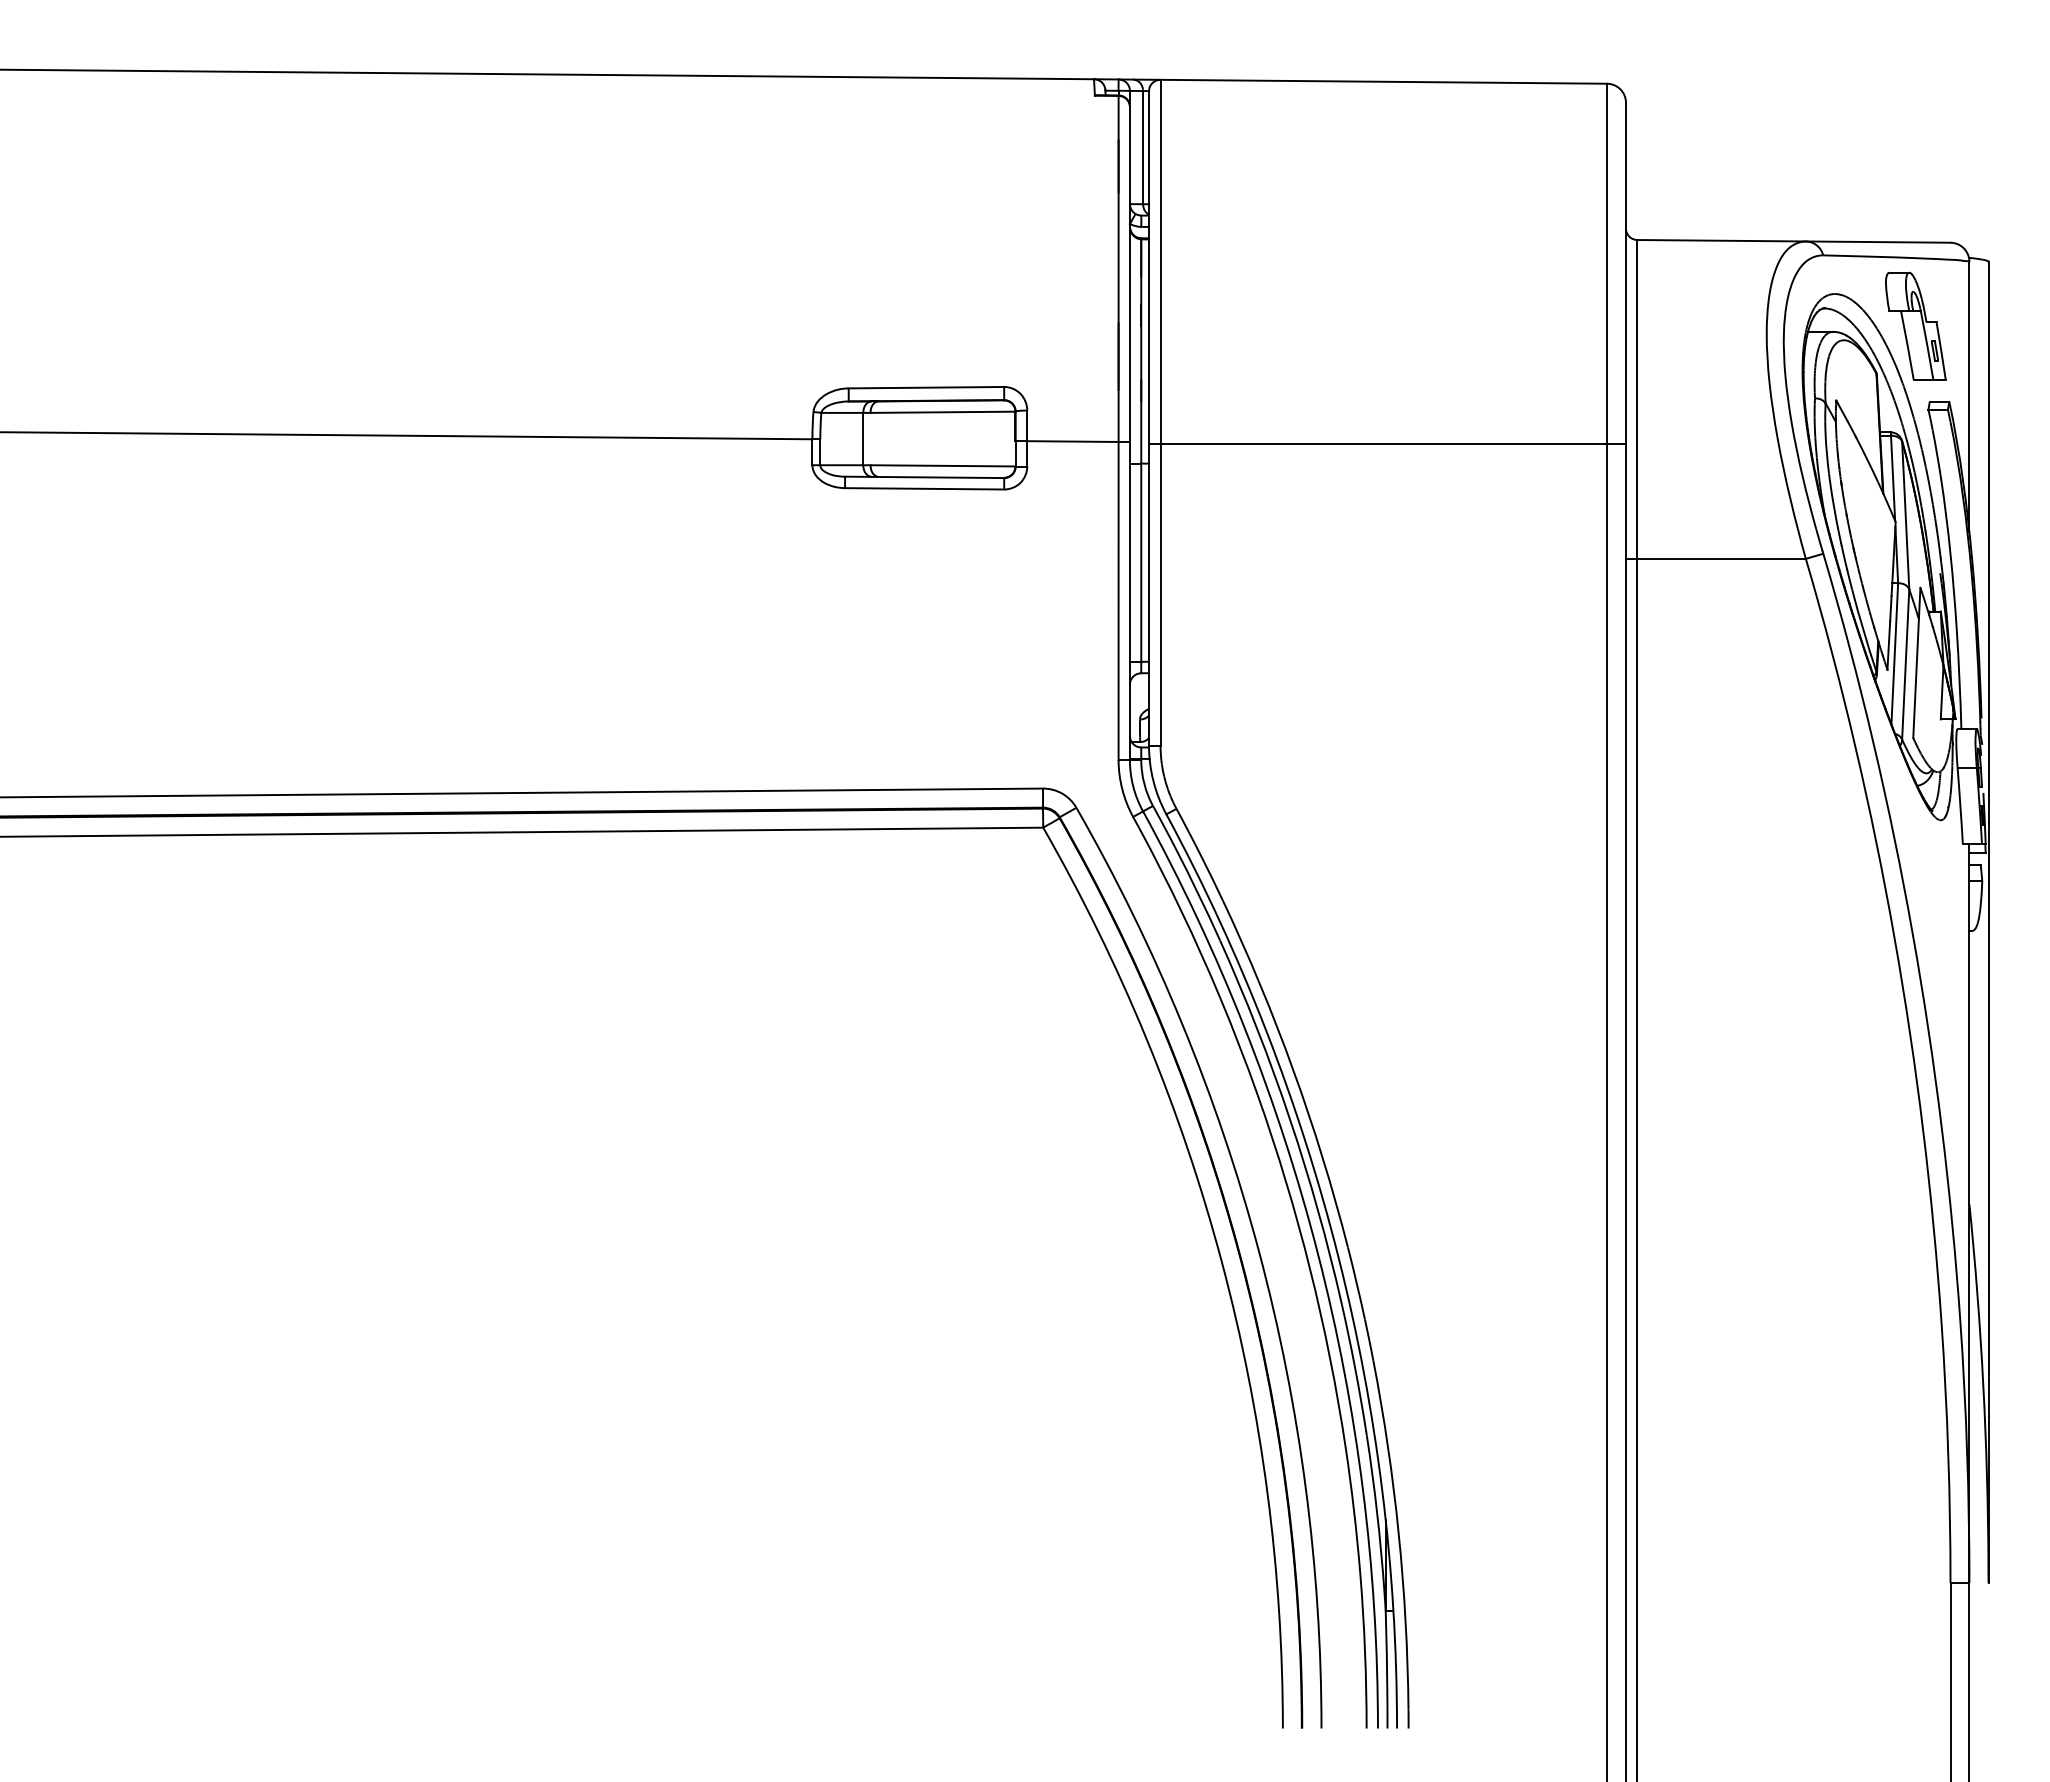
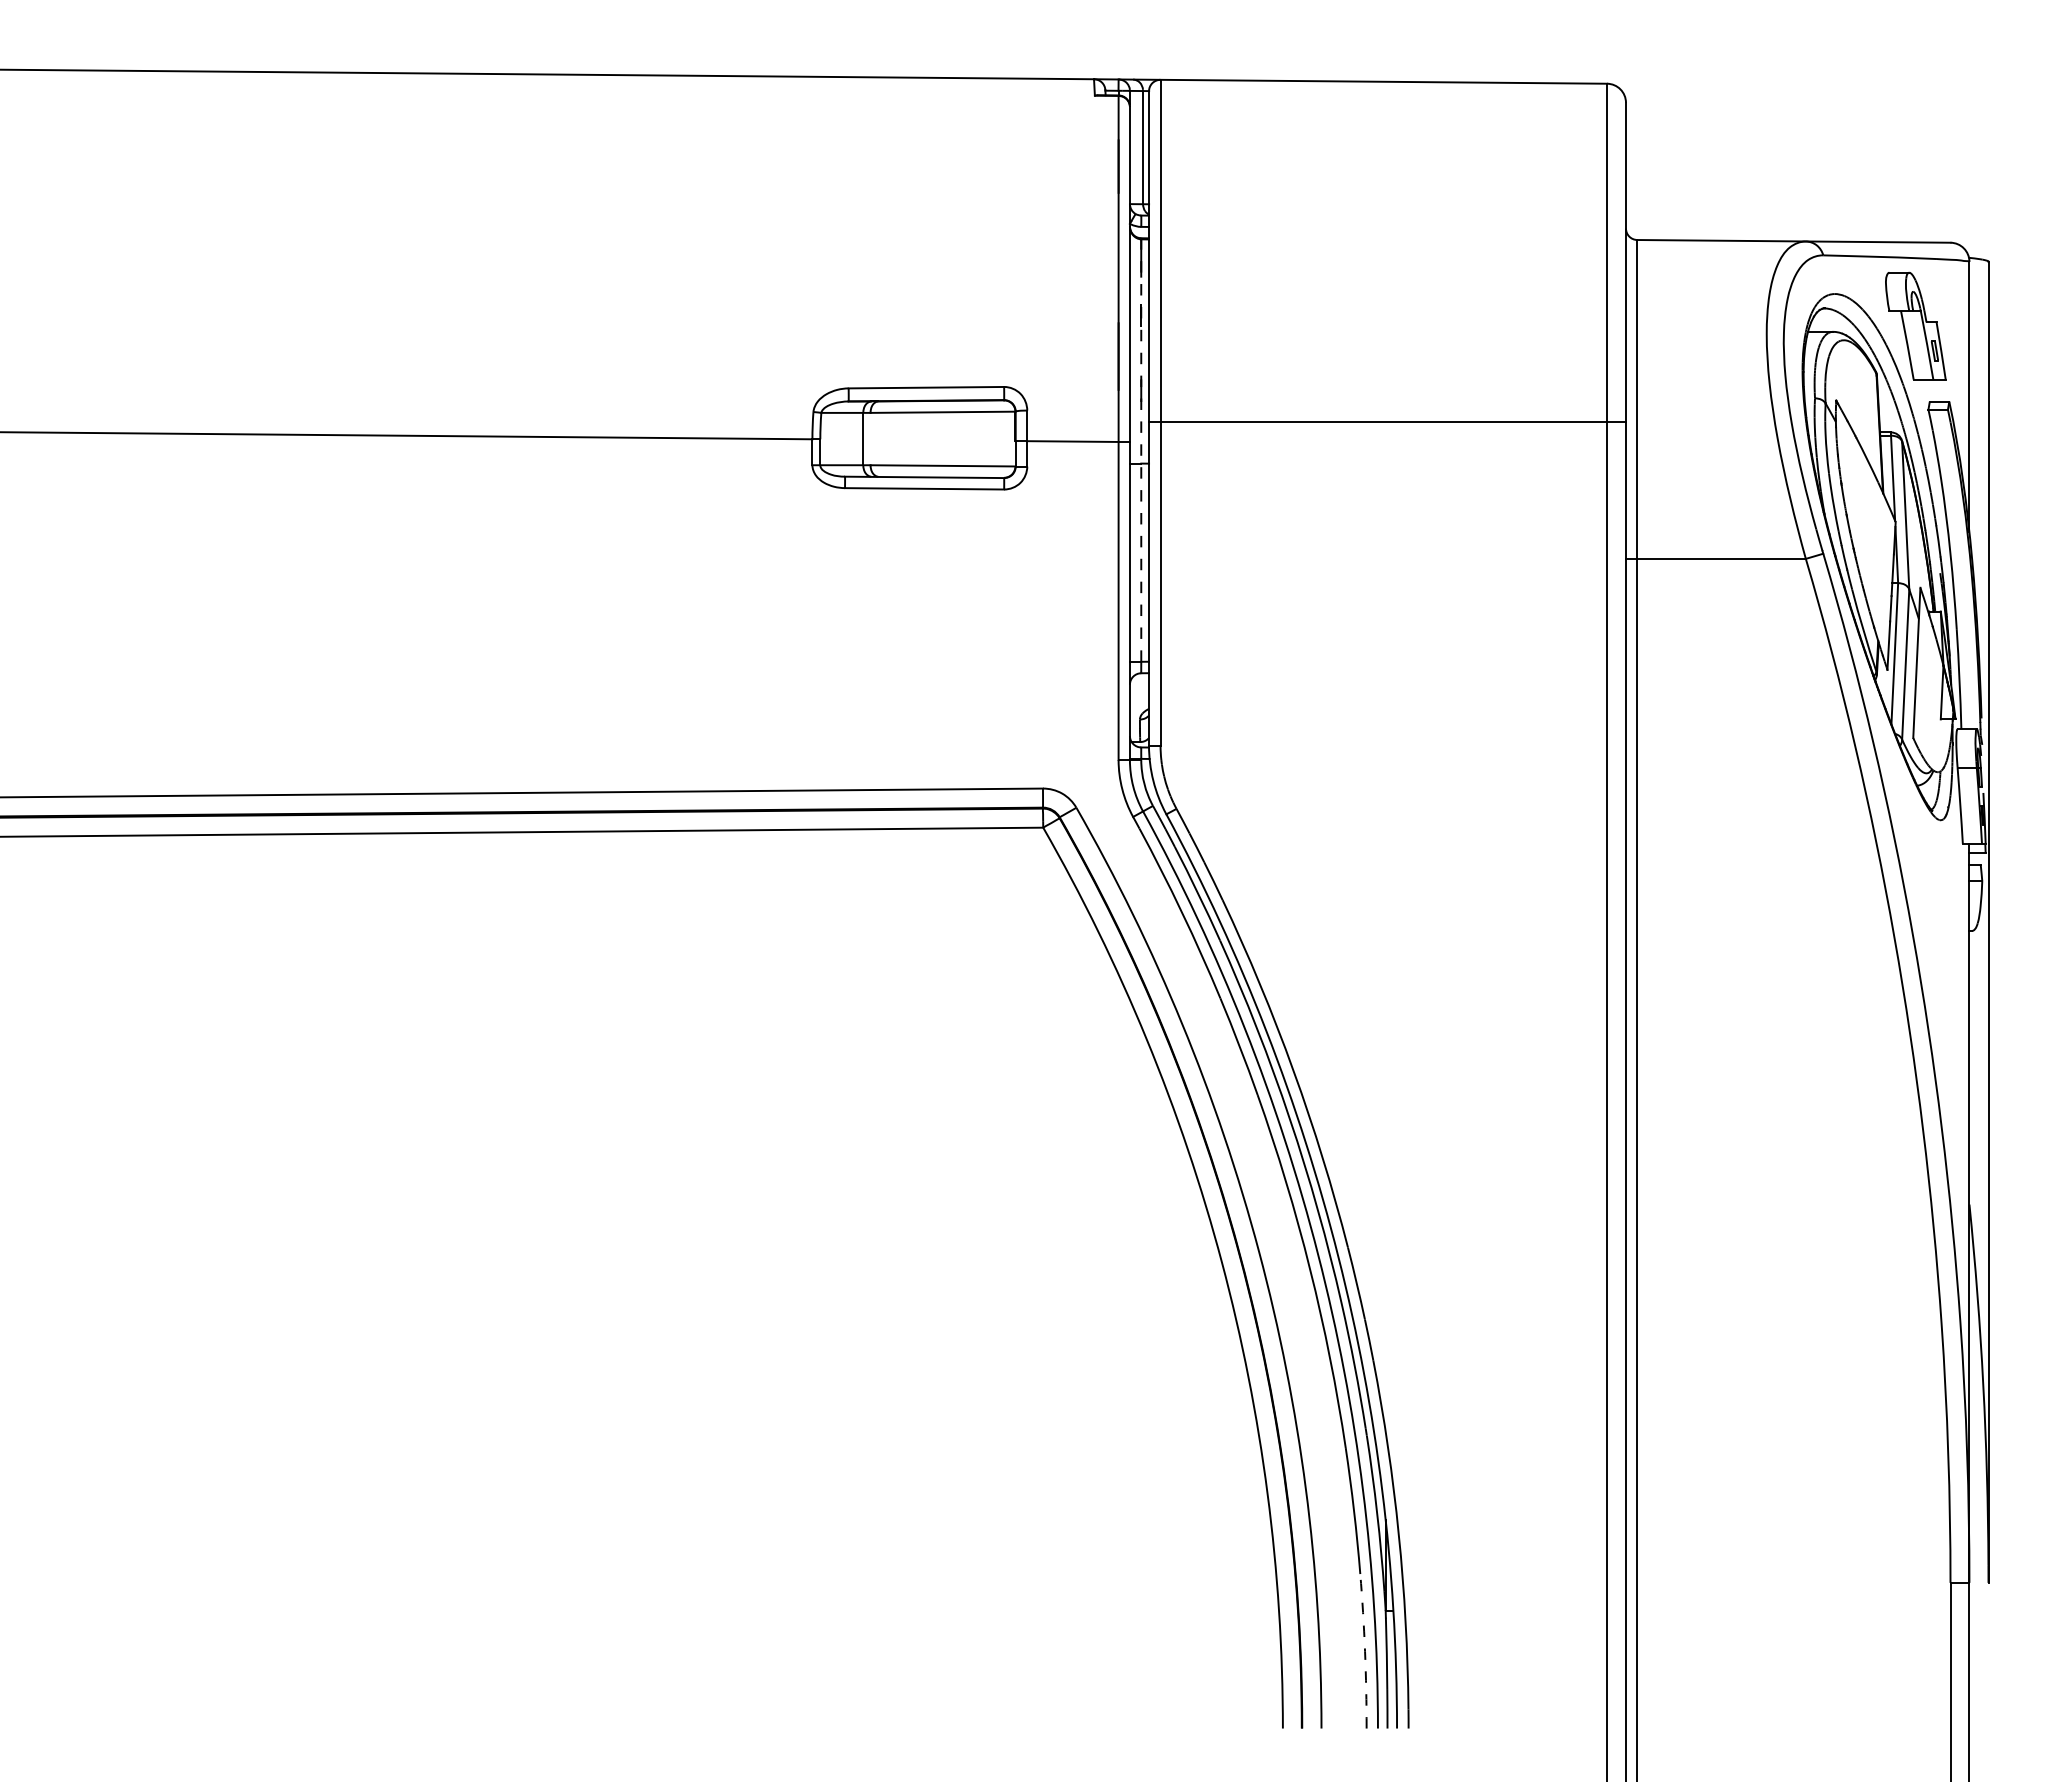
line position: (1387, 444) -> (1387, 422) (1387, 422)
line: solid -> dashed (1141, 450)
arc: solid -> dashed (1365, 1651)
